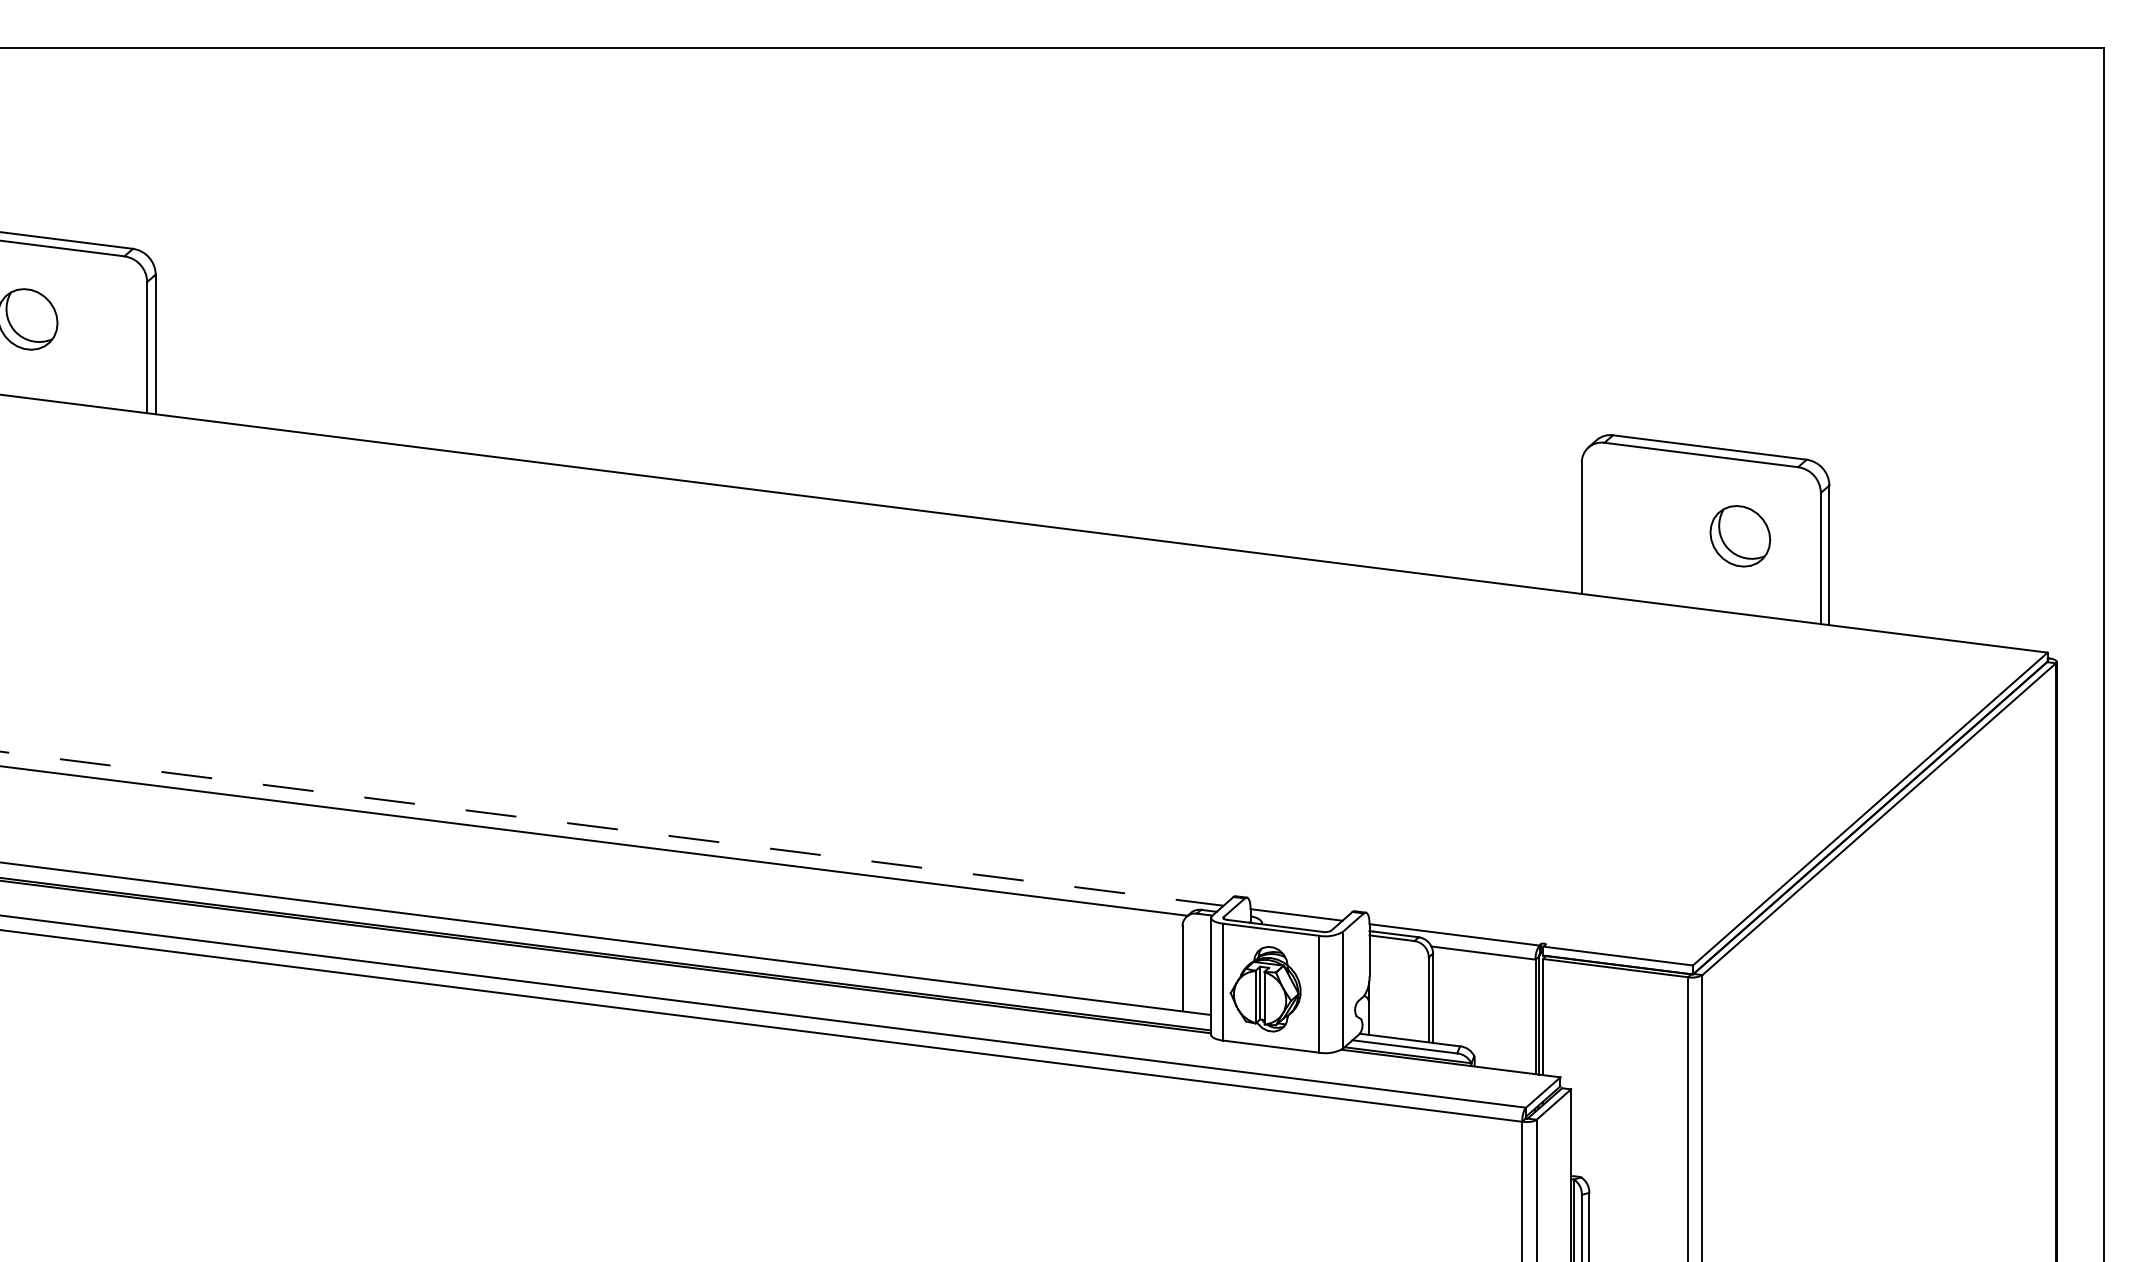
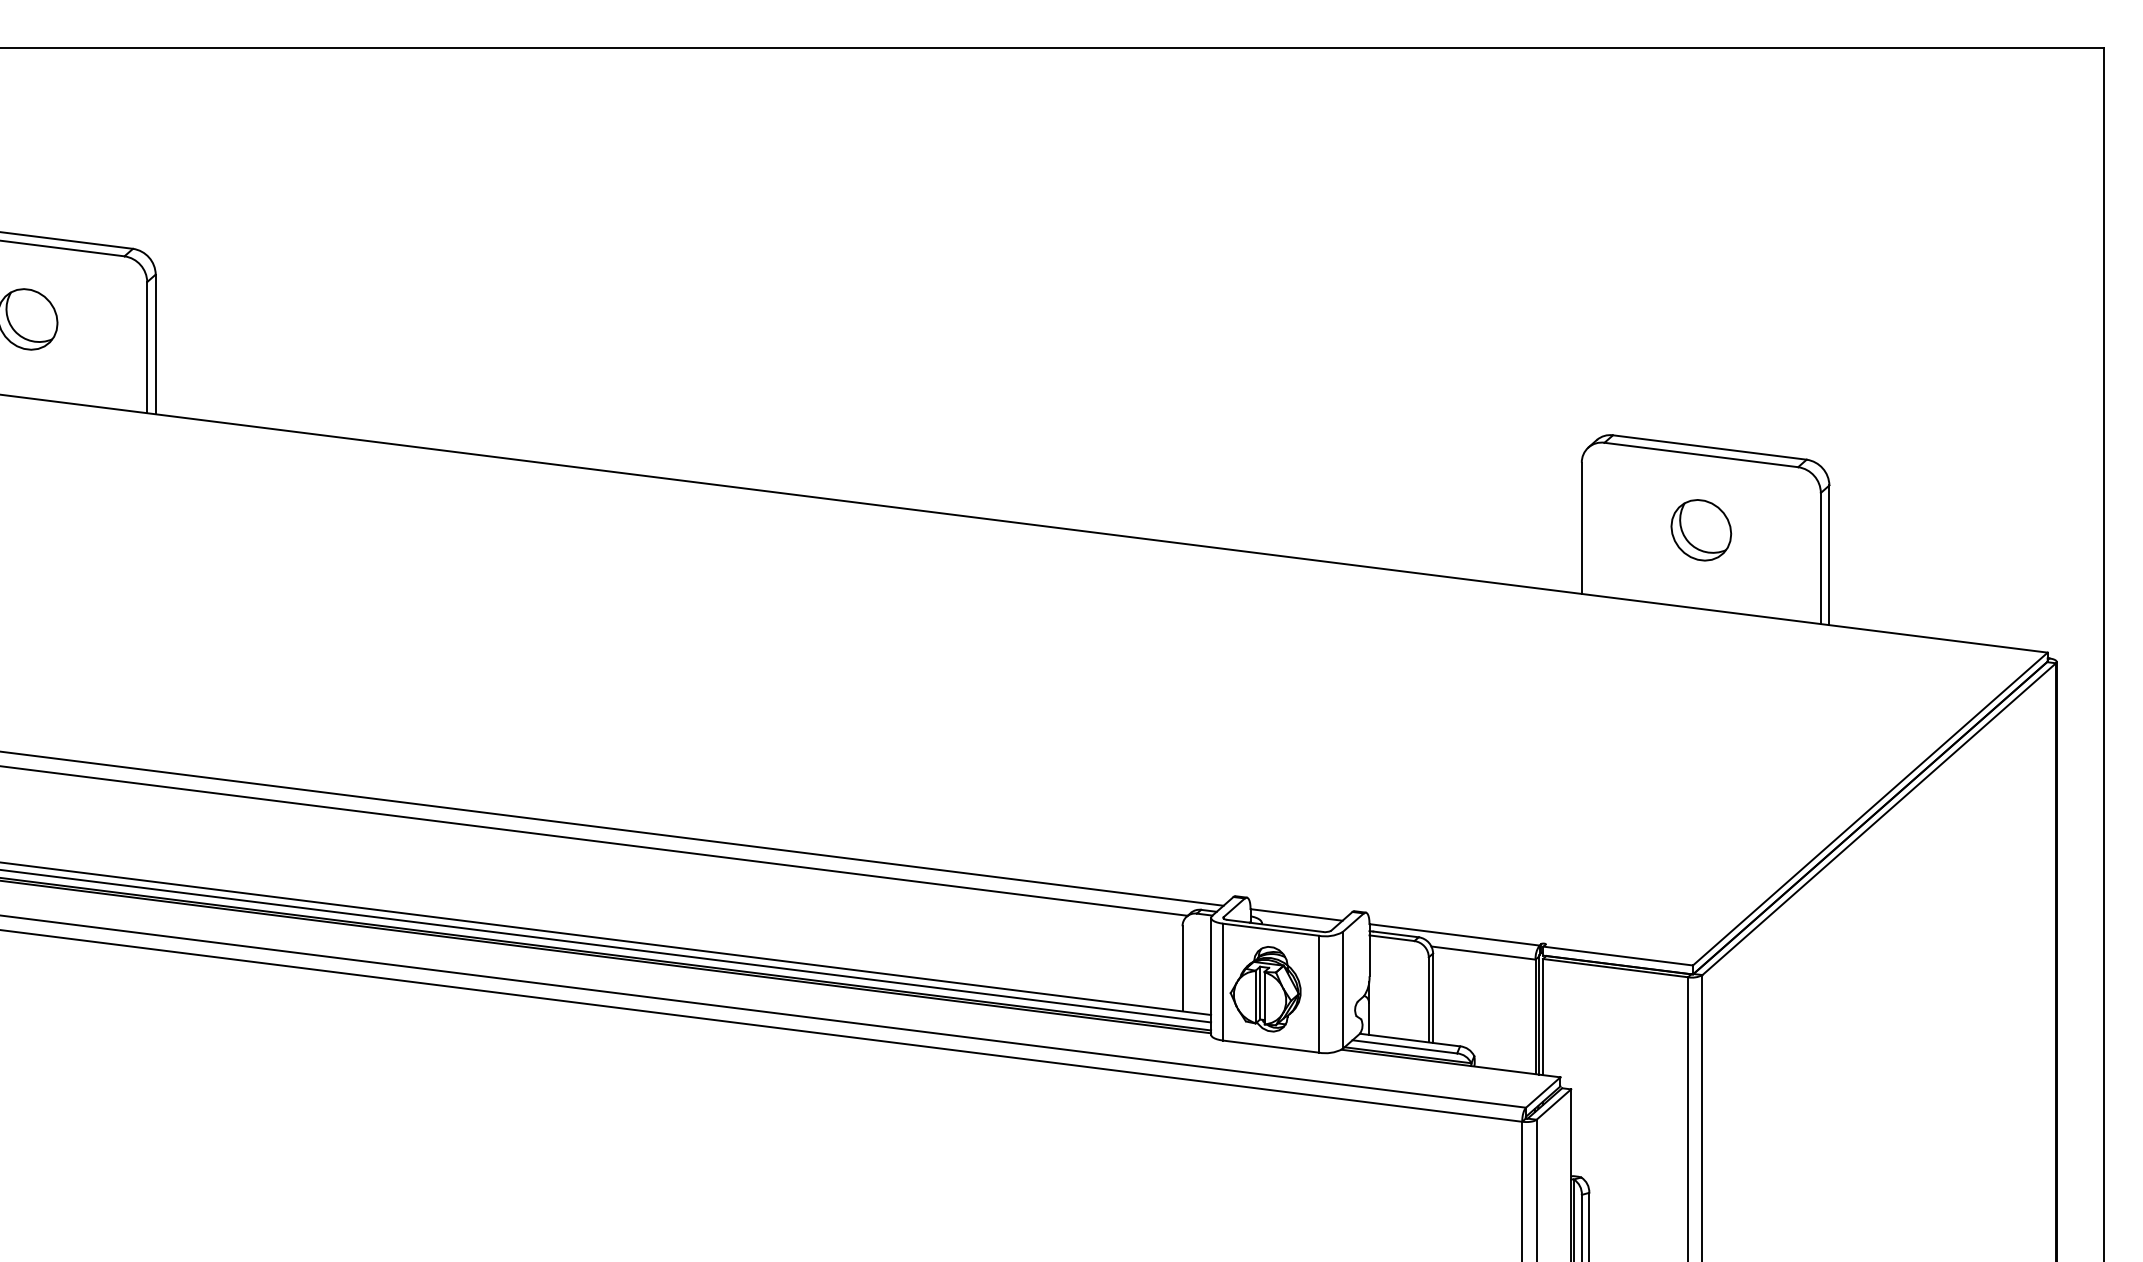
part position: (1740, 536) -> (1701, 530) (1701, 530)
line: dashed -> solid (612, 828)
line: none -> present (606, 946)
